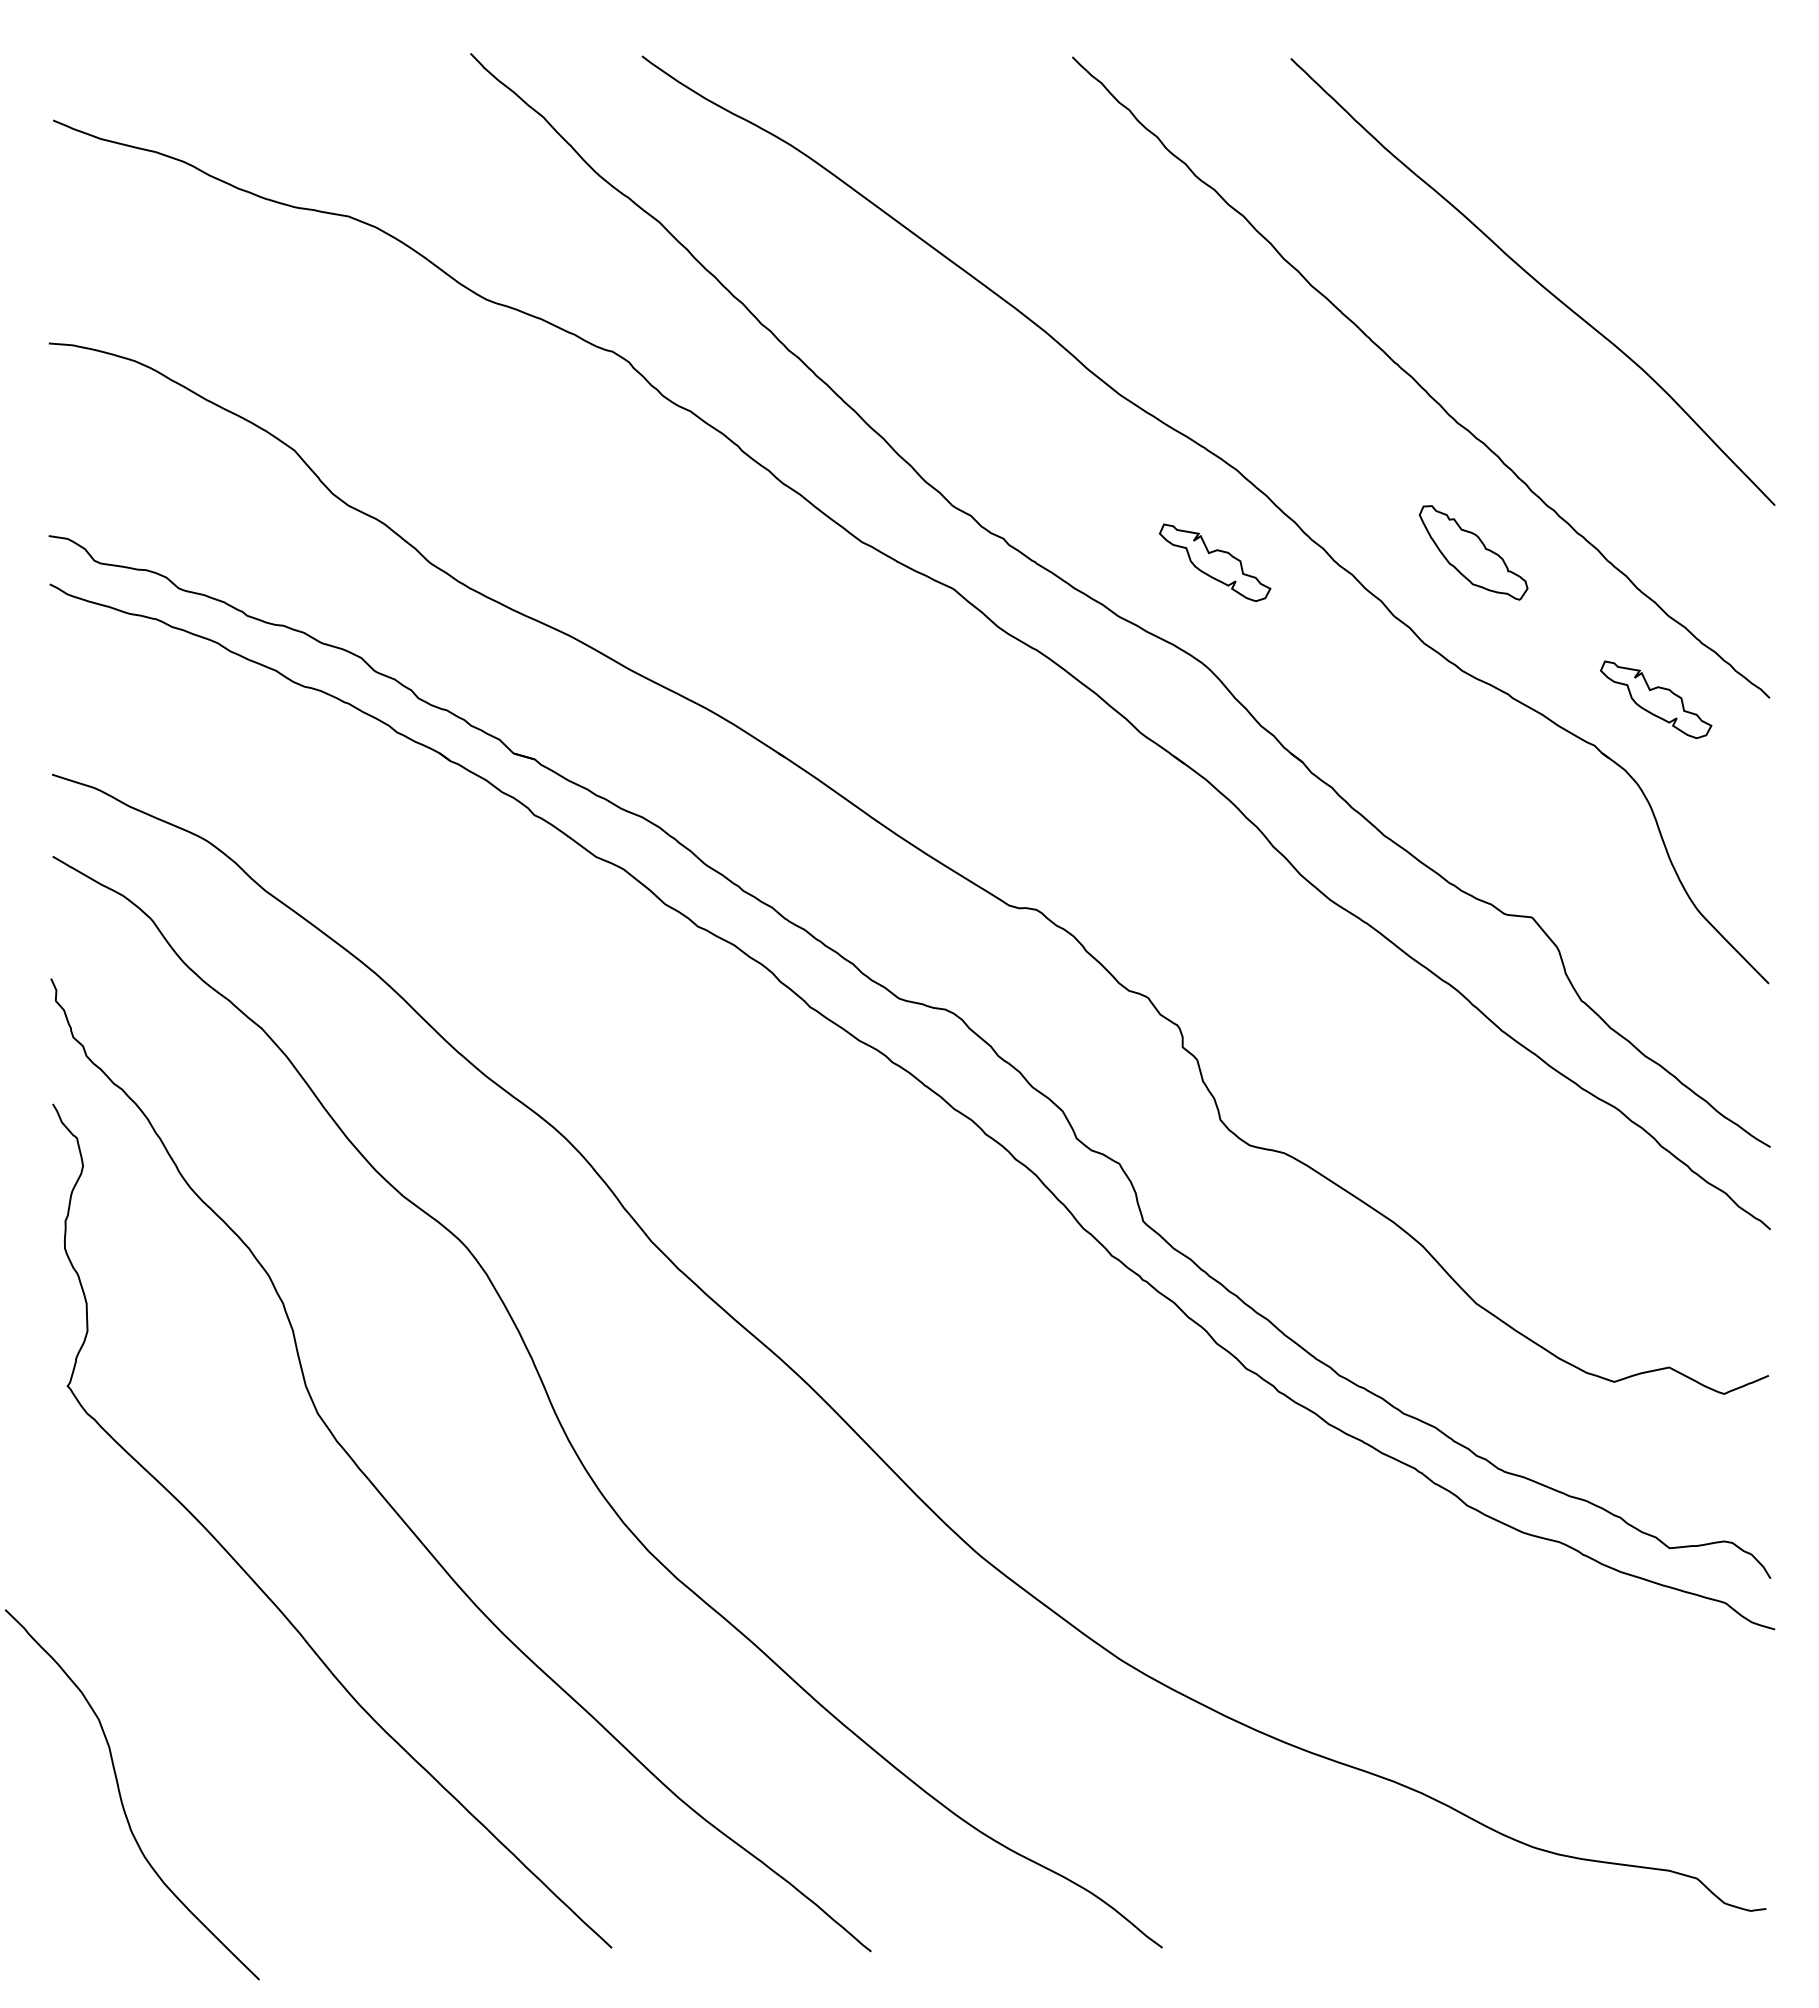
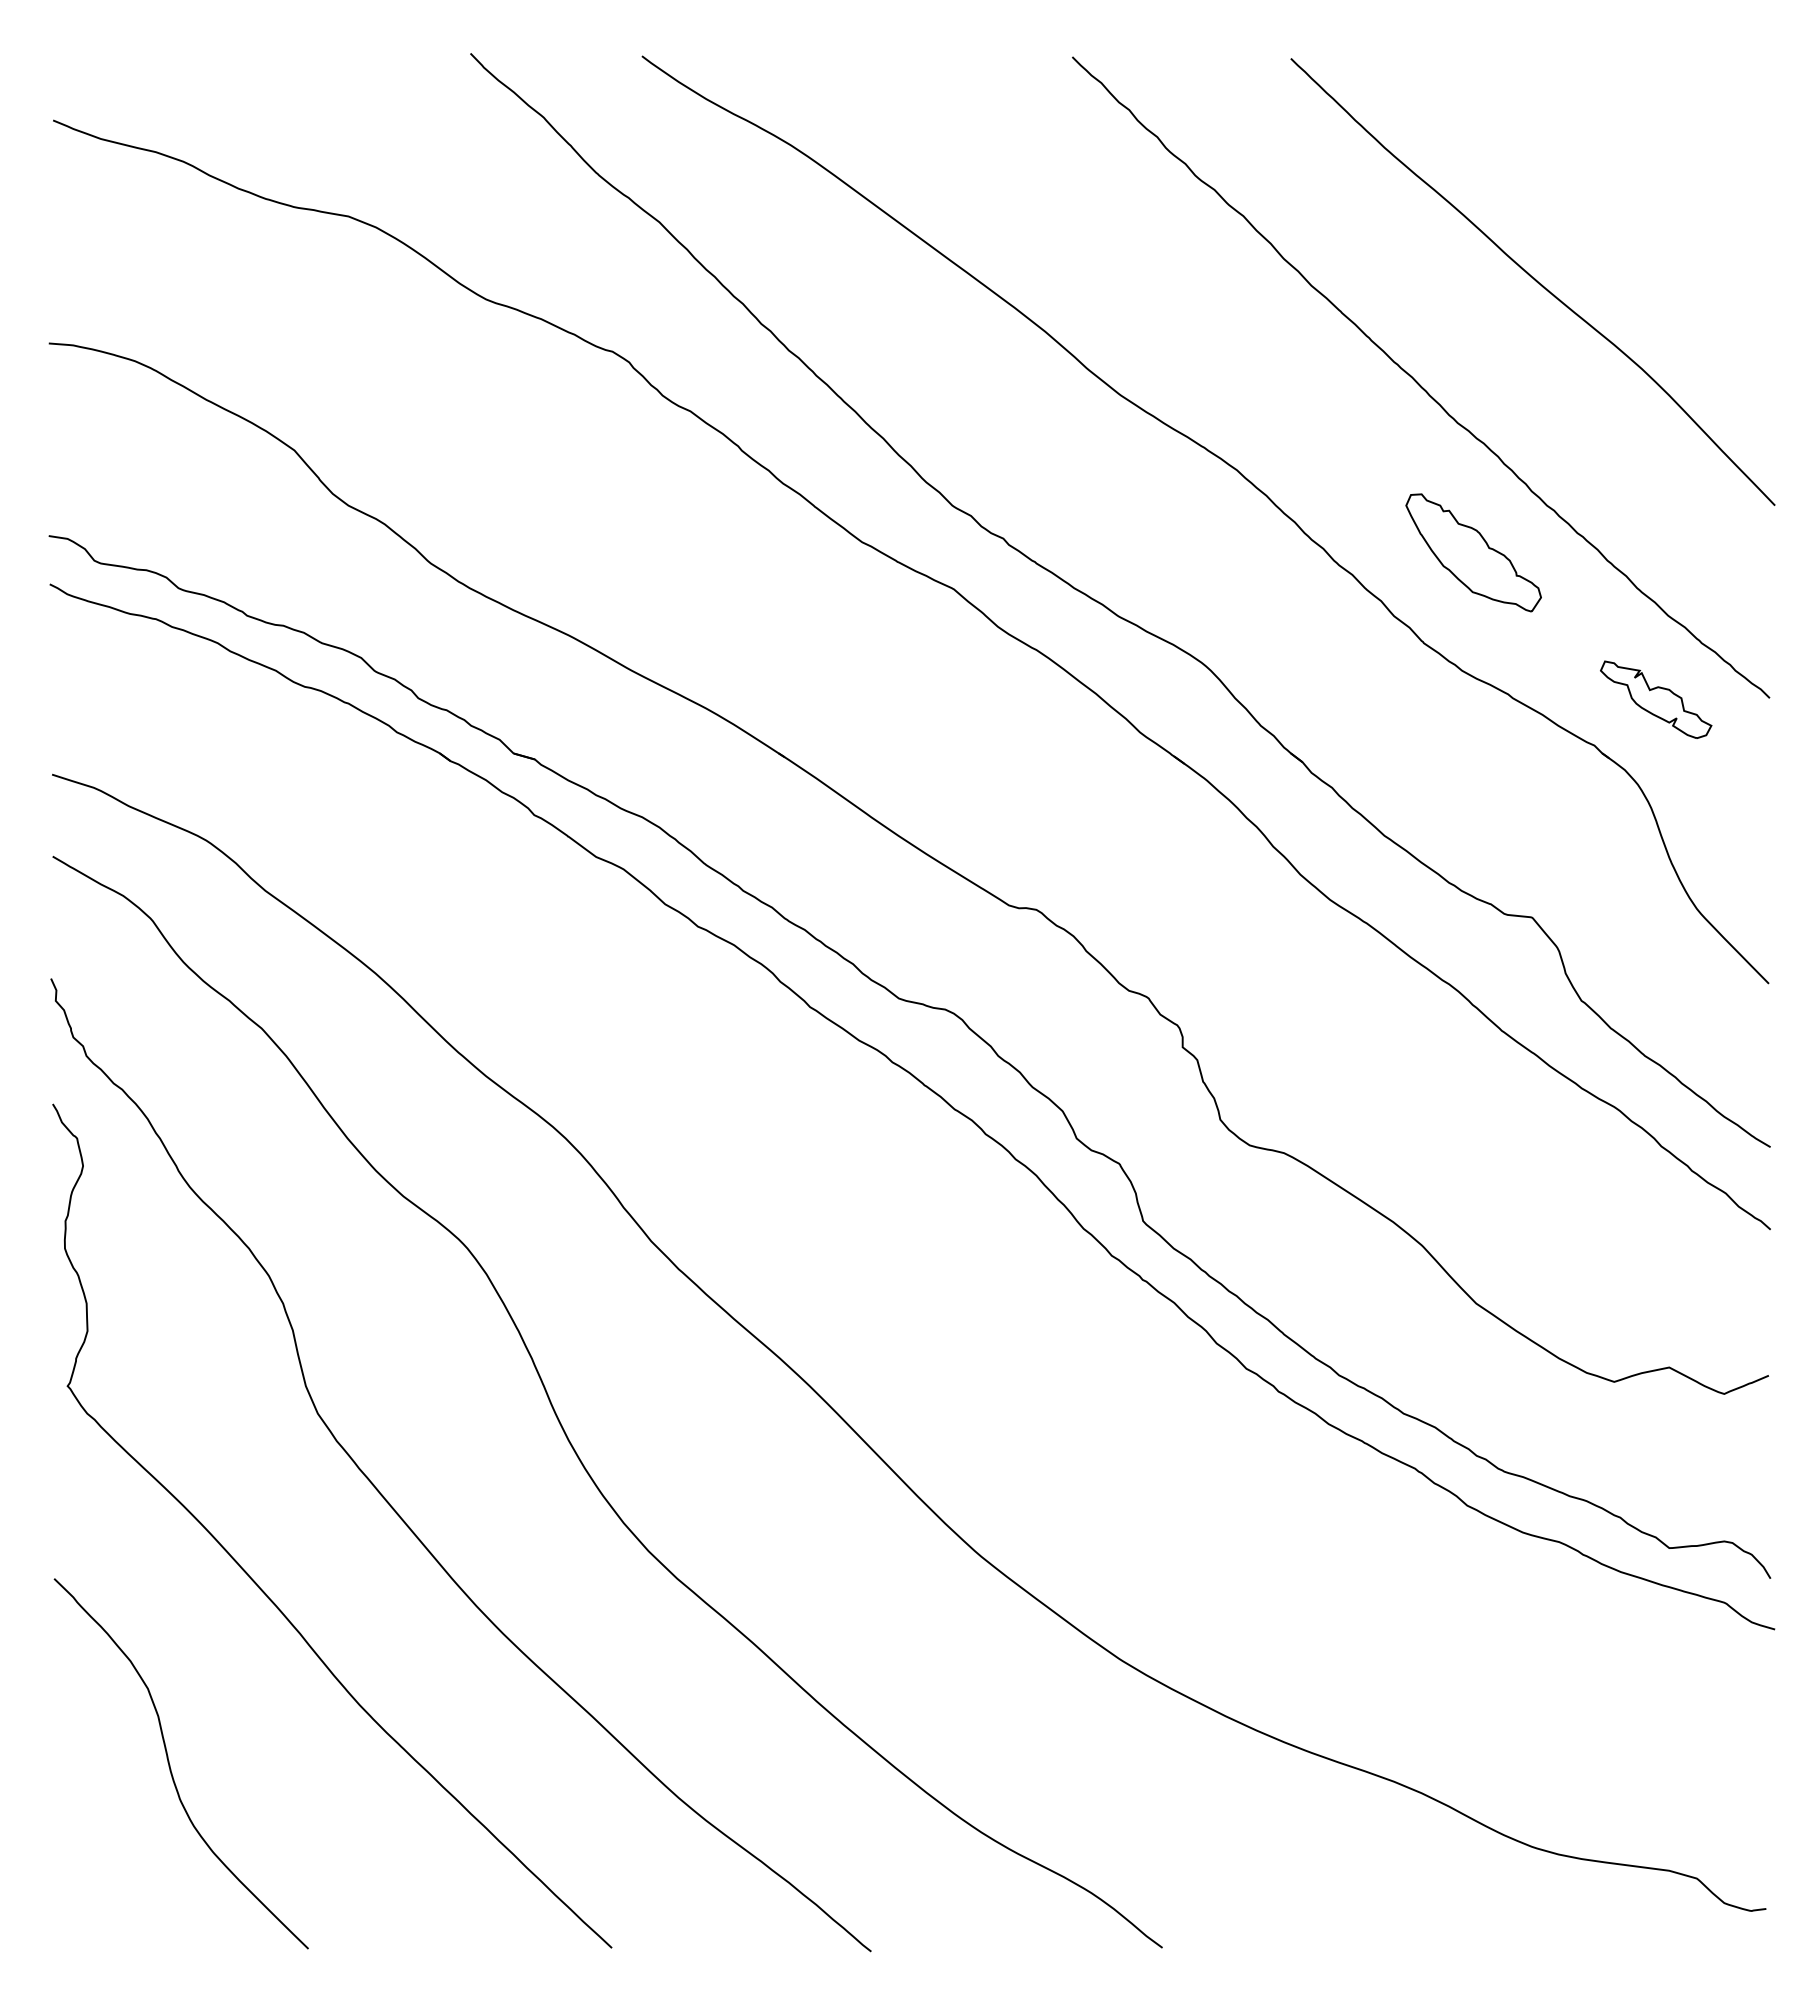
part size: 111x96 px -> 137x120 px (1473, 552)
part: present -> none (1215, 562)
curve position: (121, 1795) -> (170, 1764) (170, 1764)
